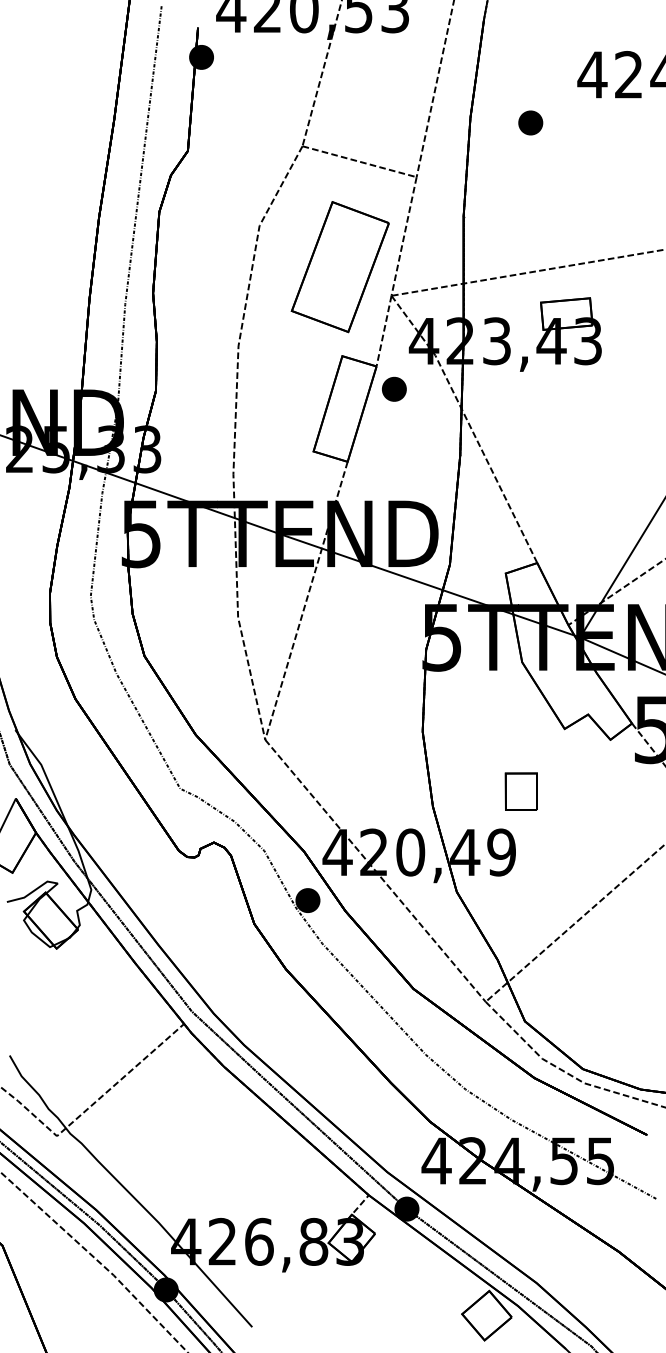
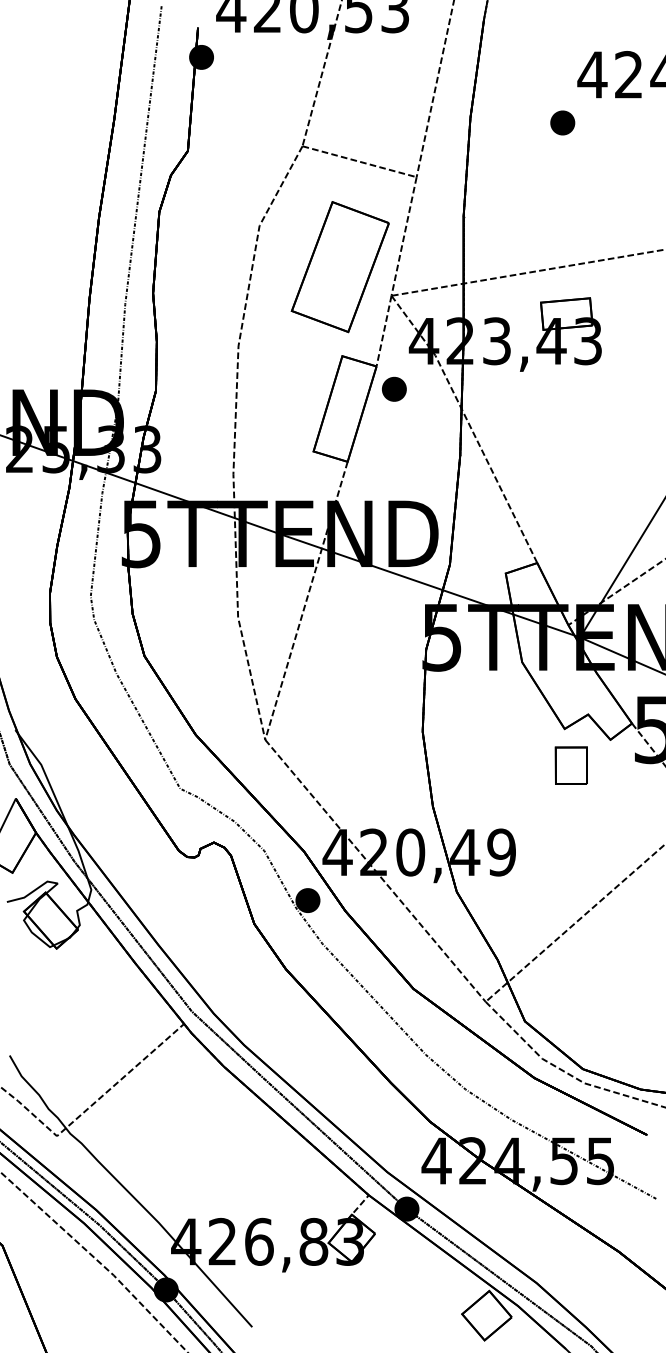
part position: (530, 122) -> (562, 122) (562, 122)
part position: (520, 791) -> (570, 765) (570, 765)
